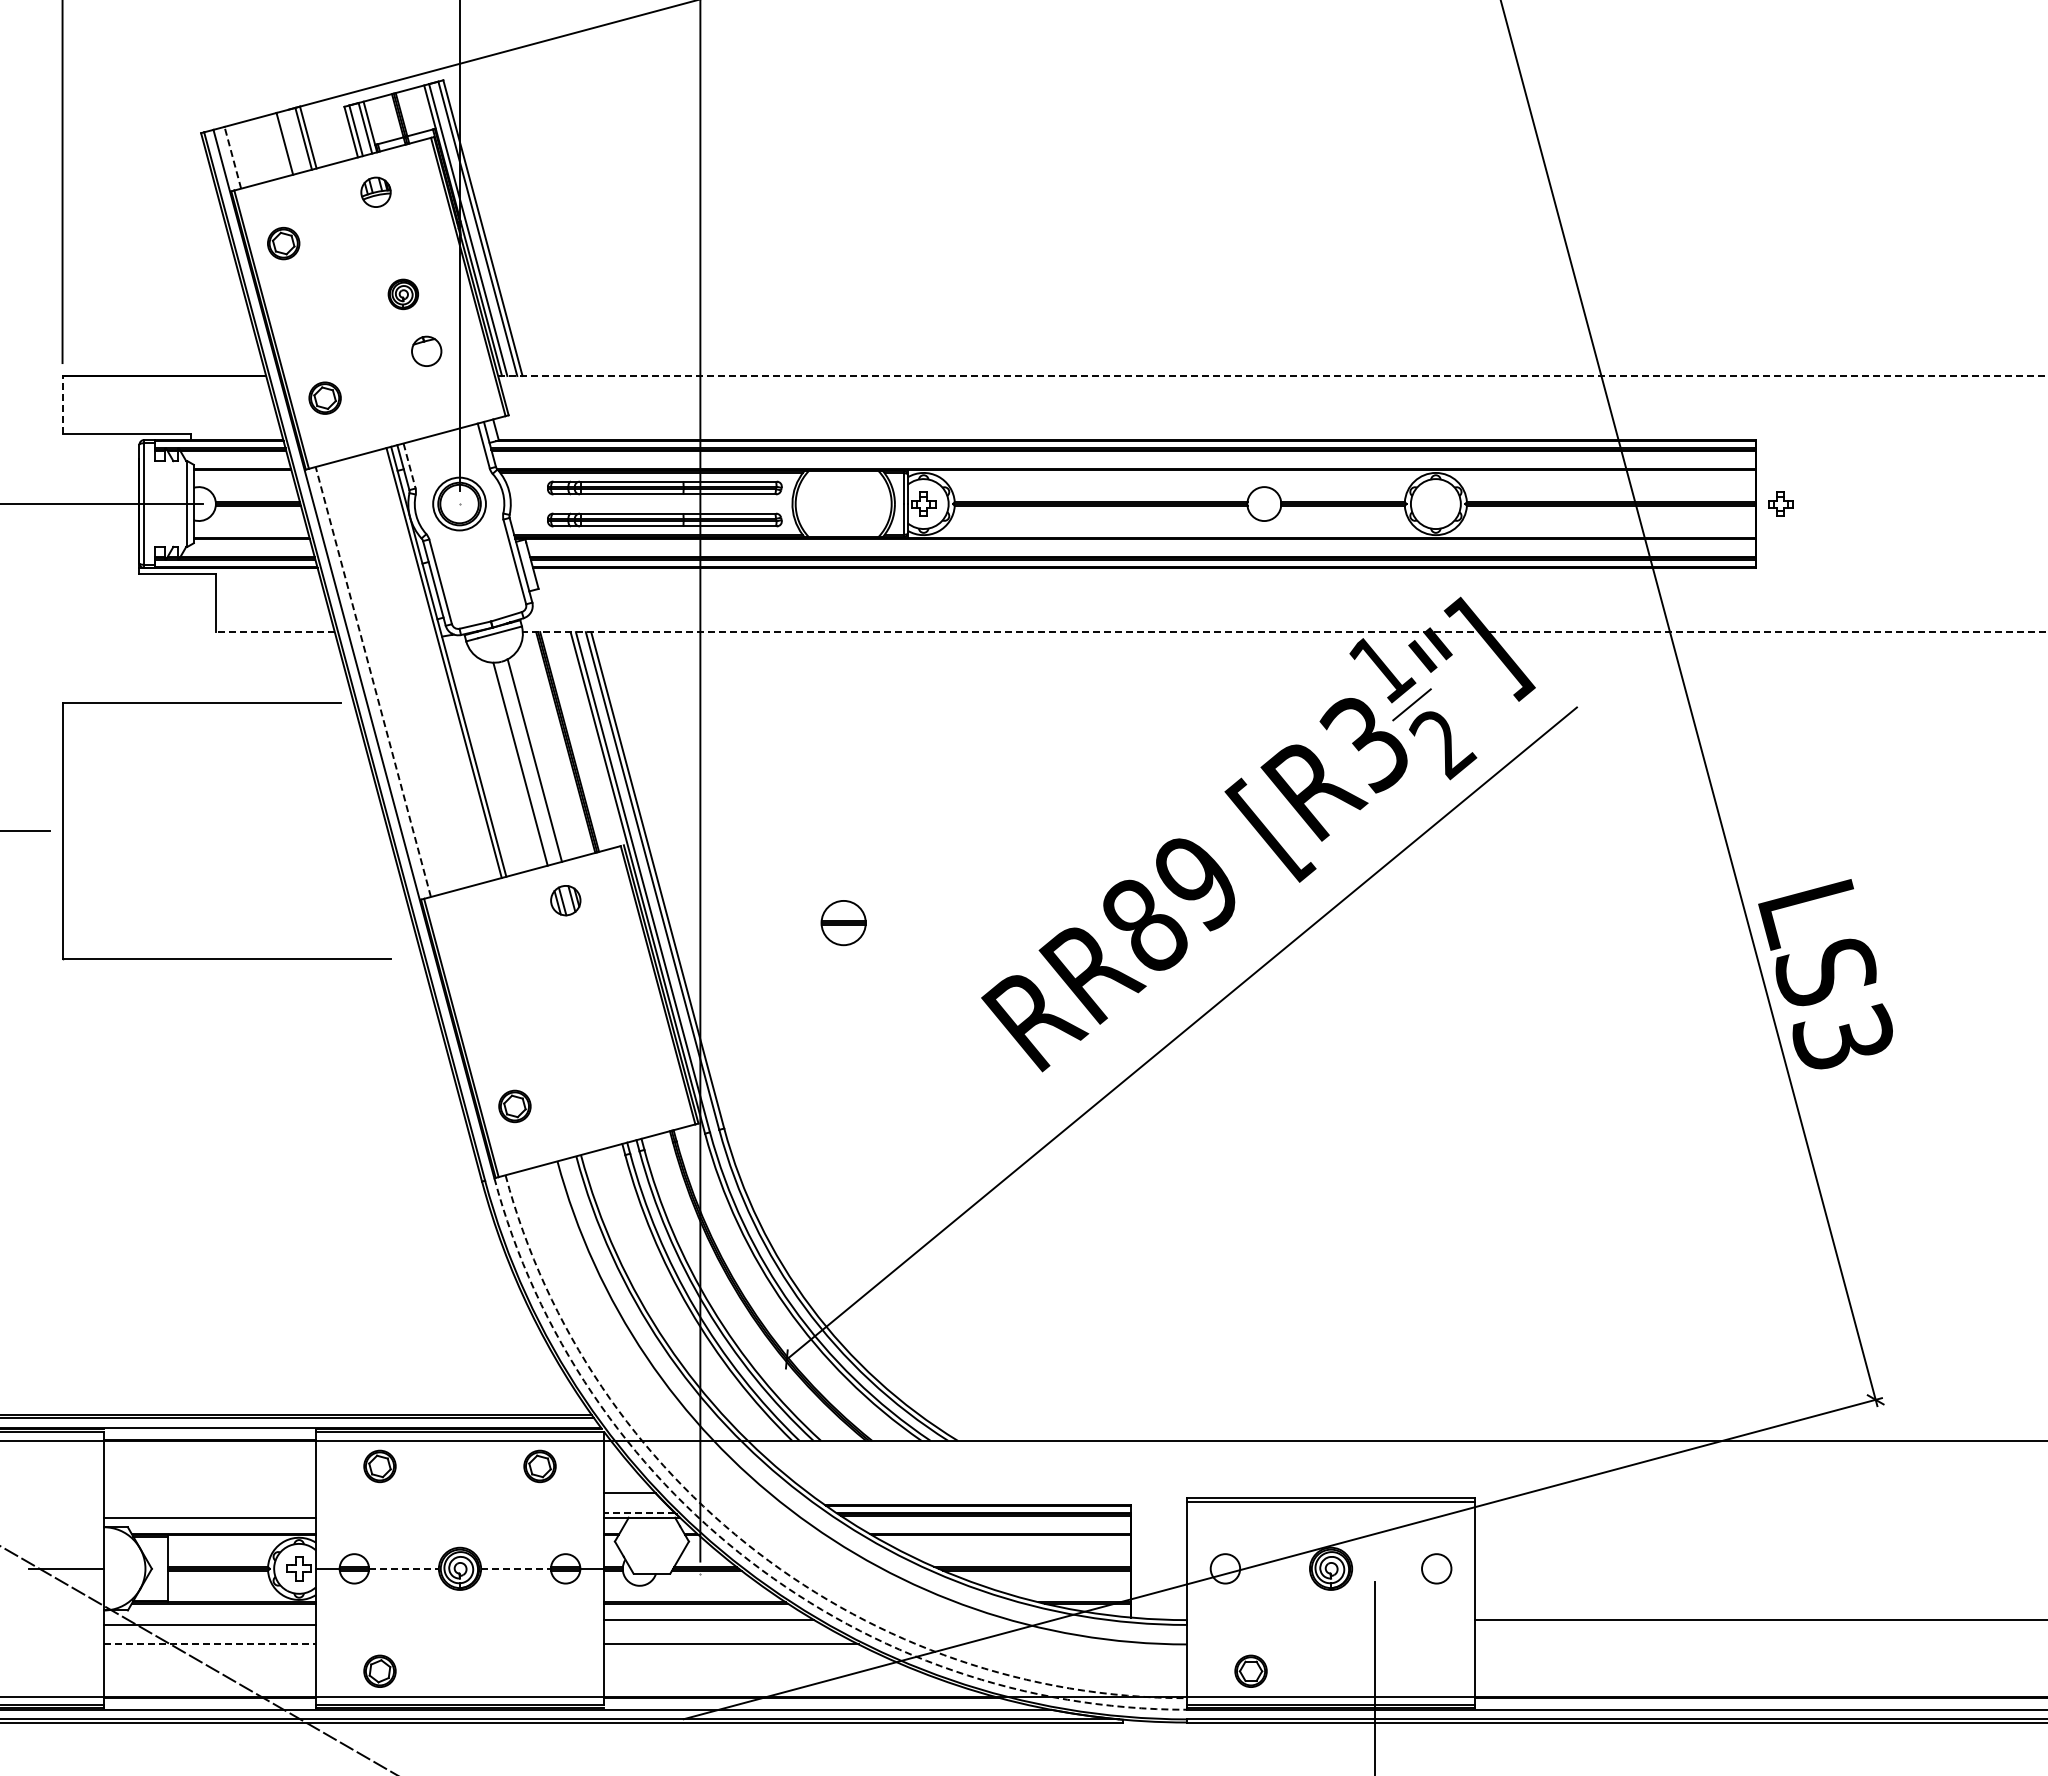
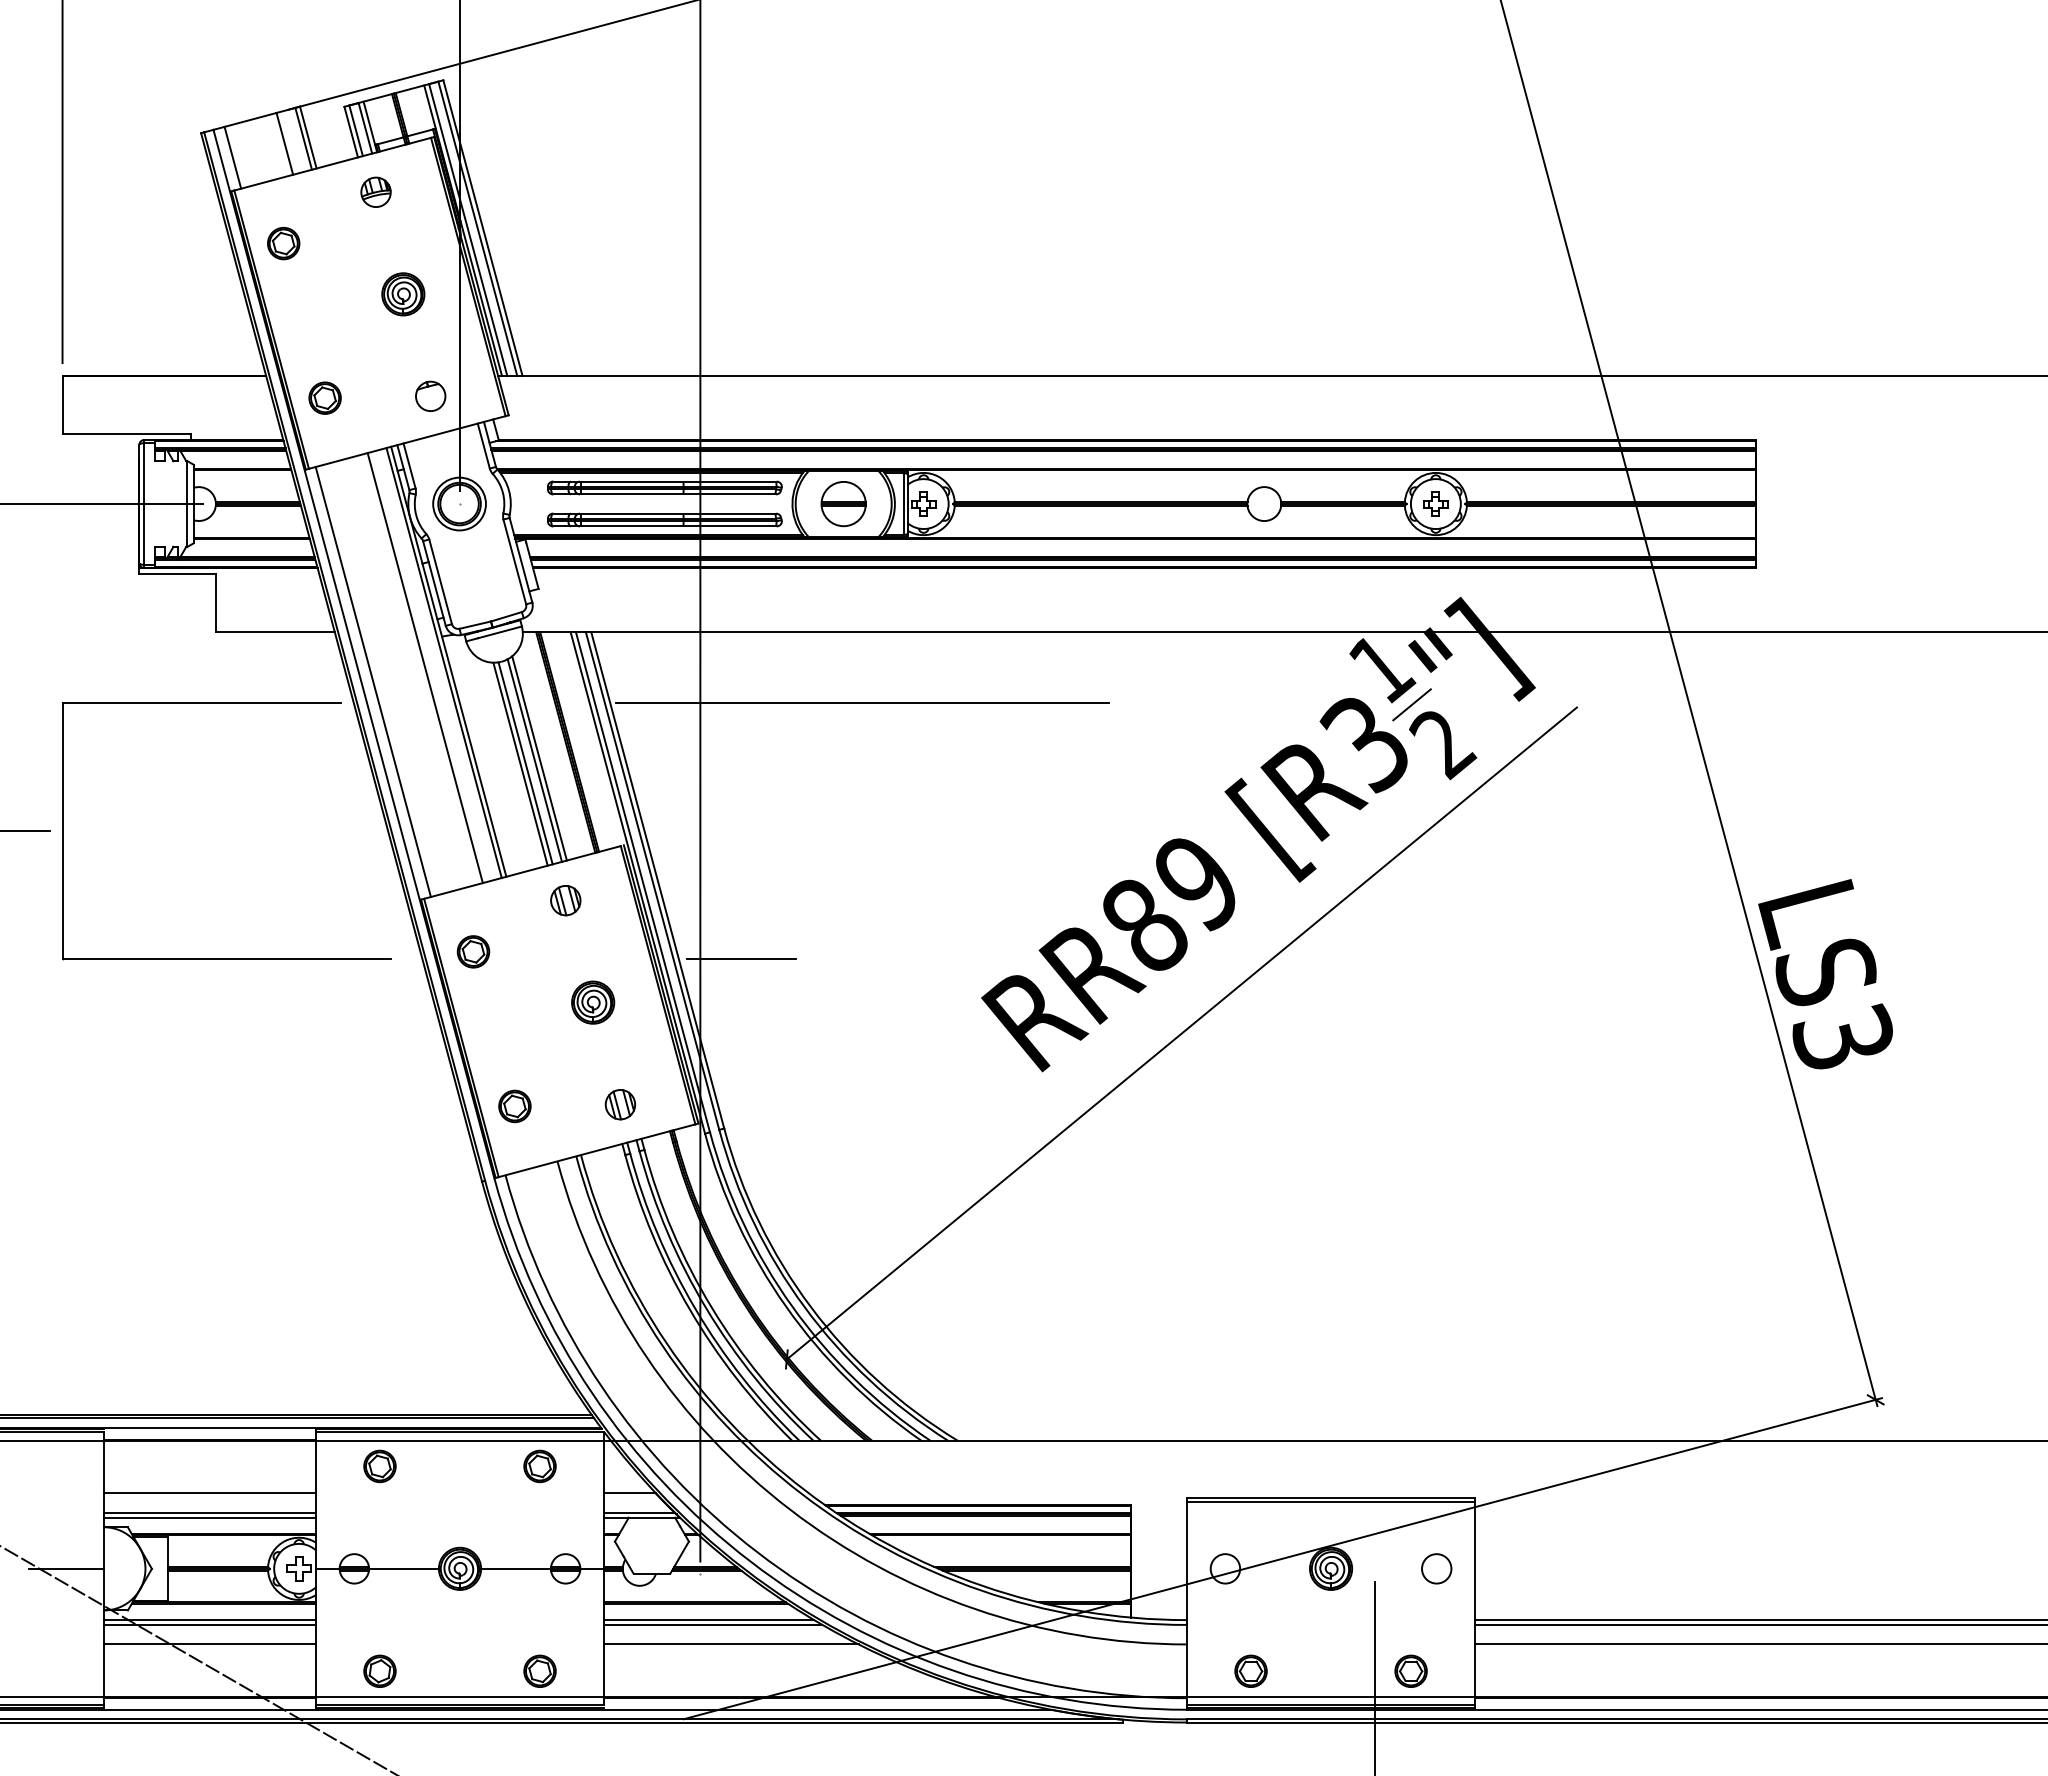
line: dashed -> solid (232, 157)
part size: 33x33 px -> 45x45 px (403, 294)
part position: (426, 350) -> (430, 395) (430, 395)
line: dashed -> solid (1272, 375)
line: dashed -> solid (62, 404)
line: dashed -> solid (409, 466)
part position: (1780, 503) -> (1435, 503) (1435, 503)
line: dashed -> solid (275, 632)
line: dashed -> solid (1284, 632)
line: none -> present (424, 668)
line: dashed -> solid (373, 681)
line: none -> present (862, 702)
line: none -> present (539, 758)
line: none -> present (525, 763)
part position: (843, 923) -> (843, 504) (843, 504)
part: none -> present (473, 951)
line: none -> present (740, 958)
part: none -> present (593, 1002)
part: none -> present (620, 1104)
line: none -> present (209, 1493)
line: none -> present (209, 1512)
line: dashed -> solid (638, 1512)
arc: dashed -> solid (757, 1552)
arc: dashed -> solid (750, 1561)
line: dashed -> solid (404, 1568)
line: dashed -> solid (516, 1568)
line: none -> present (209, 1620)
line: none -> present (713, 1624)
line: none -> present (1759, 1624)
line: dashed -> solid (210, 1644)
line: none -> present (1759, 1644)
part: none -> present (539, 1670)
part: none -> present (1410, 1670)
